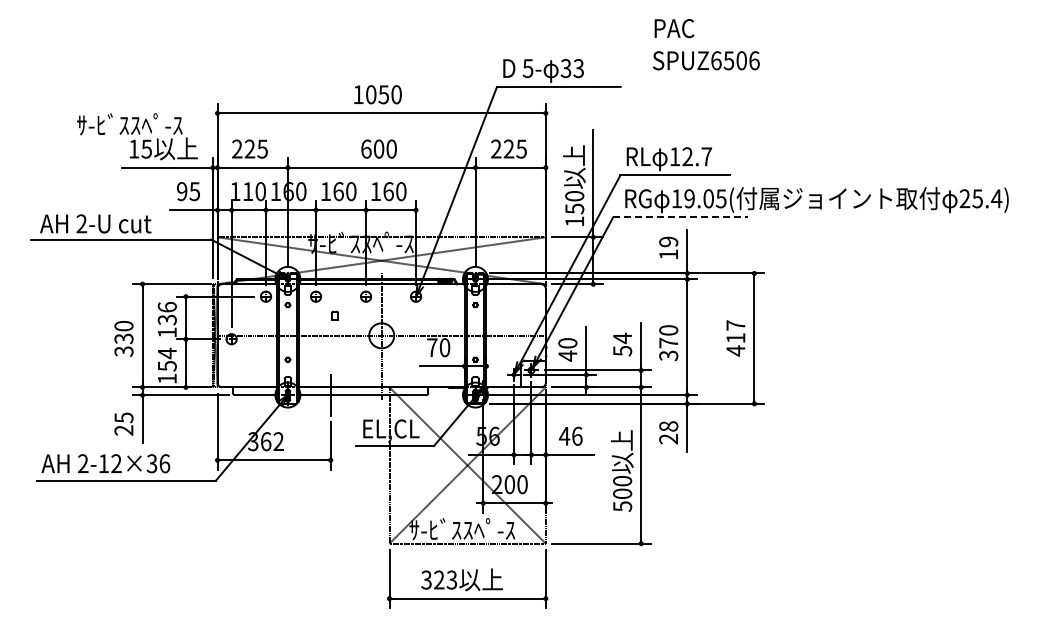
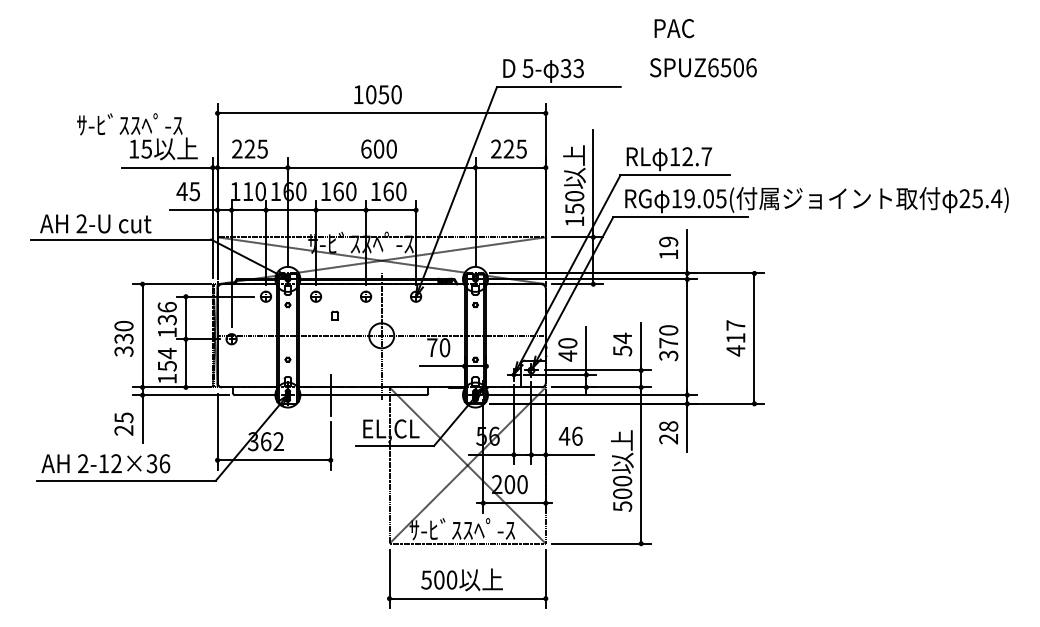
text position: (706, 60) -> (703, 67) (703, 67)
text: 95 -> 45 (181, 191)
line: dashed -> solid (680, 217)
text: 323 -> 500 (439, 579)
